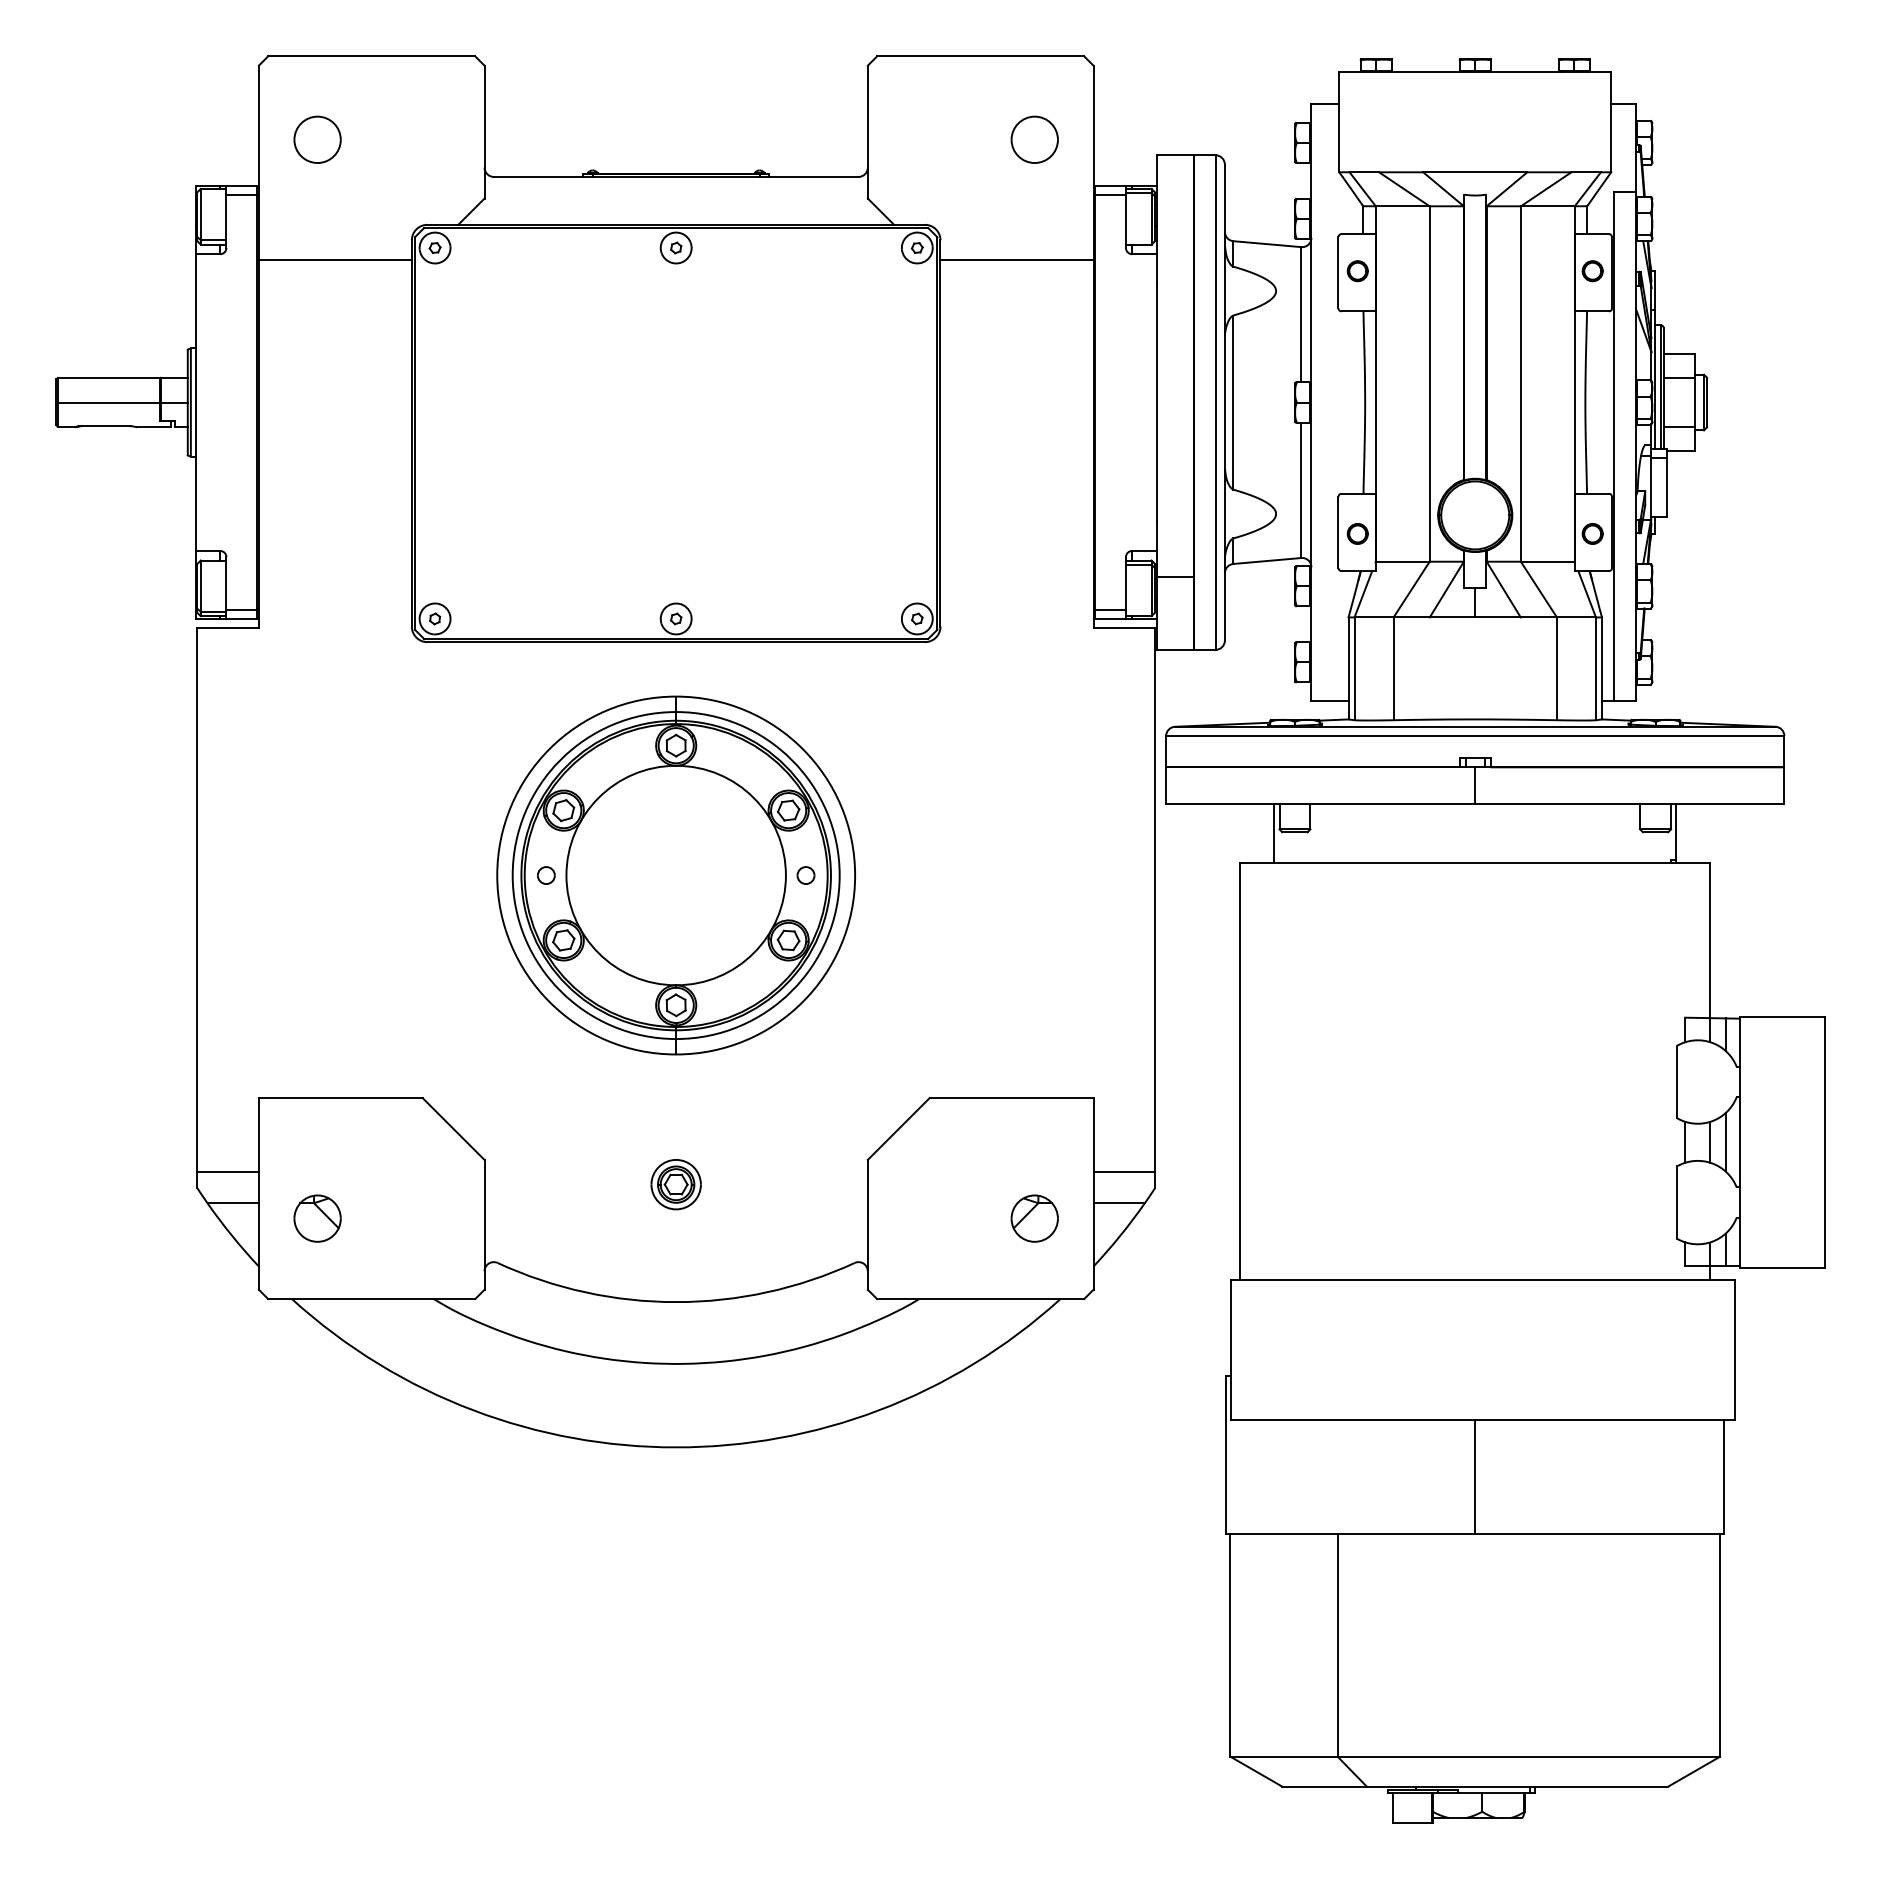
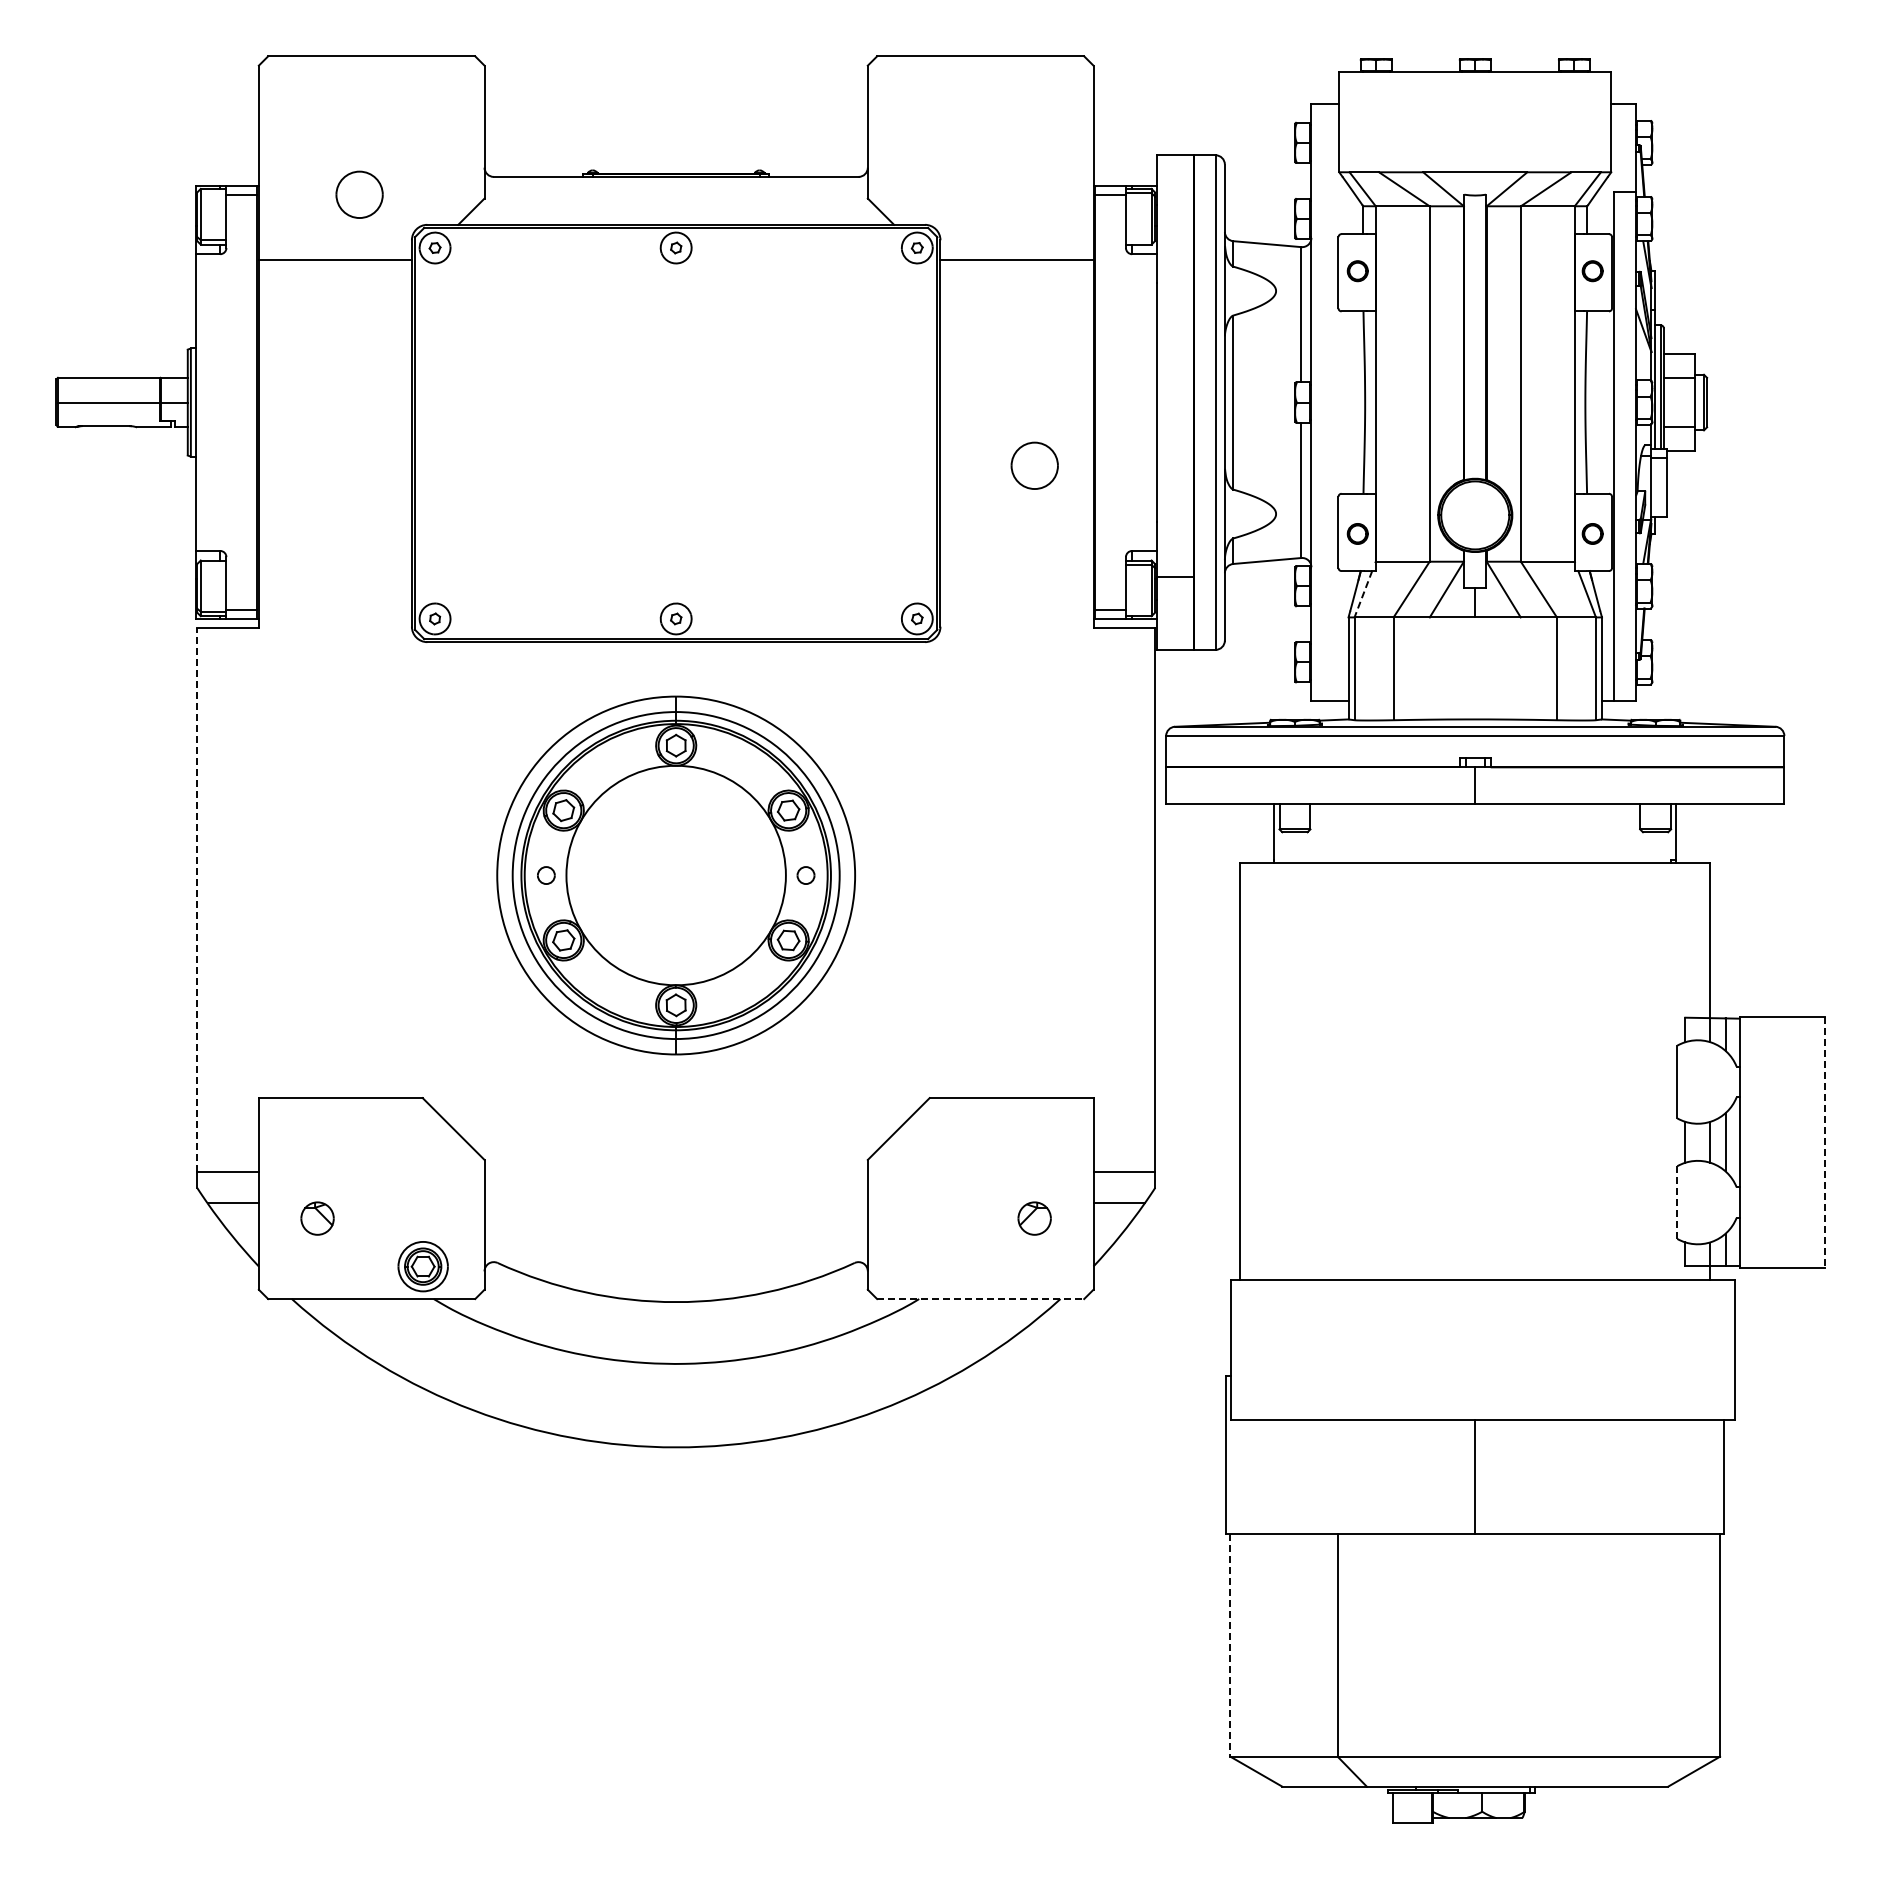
part position: (317, 139) -> (359, 194) (359, 194)
part position: (1034, 139) -> (1034, 465) (1034, 465)
line: solid -> dashed (1363, 594)
line: solid -> dashed (197, 899)
line: solid -> dashed (1824, 1142)
part position: (675, 1184) -> (422, 1266) (422, 1266)
line: solid -> dashed (1677, 1202)
part size: 49x49 px -> 35x35 px (317, 1218)
part size: 49x49 px -> 35x35 px (1034, 1218)
line: solid -> dashed (980, 1299)
line: solid -> dashed (1230, 1645)
